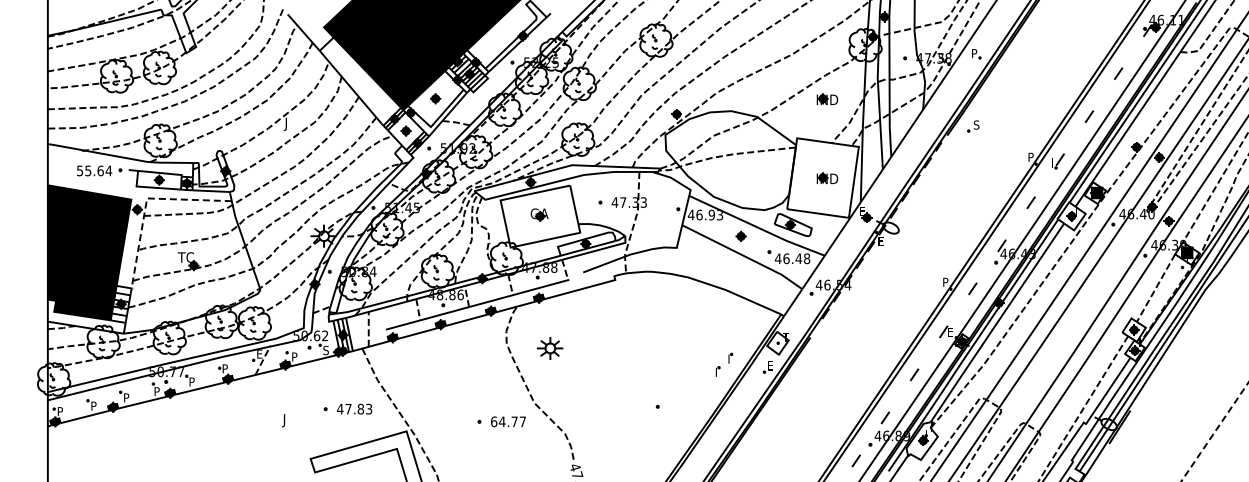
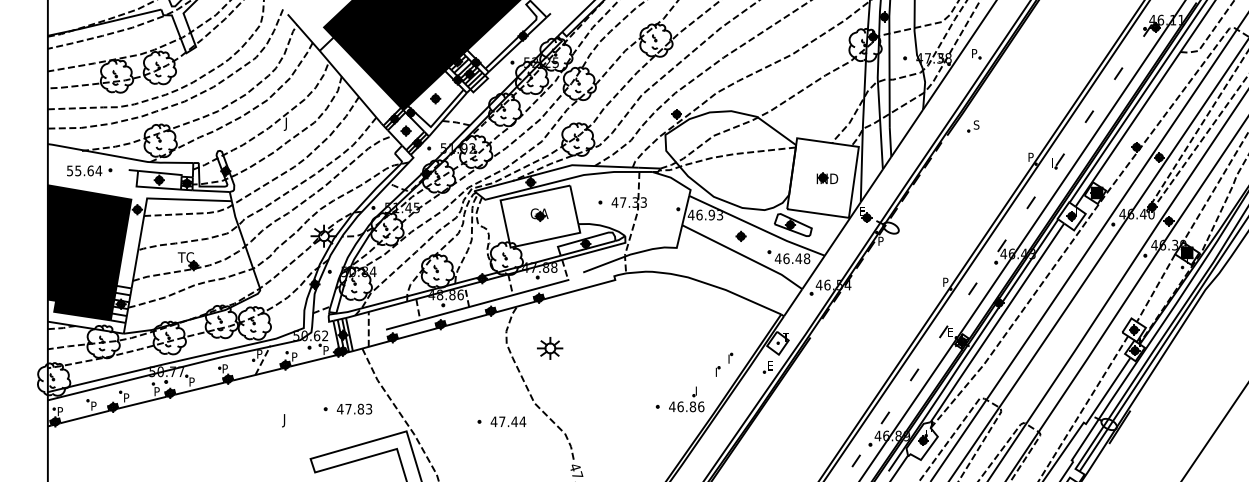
part: present -> none (827, 98)
part position: (99, 170) -> (89, 170) (89, 170)
line: dashed -> solid (146, 201)
text: E -> P (880, 240)
text: S -> P (325, 350)
text: E -> P (260, 353)
part: none -> present (686, 399)
text: 64.77 -> 47.44 (508, 421)
line: dashed -> solid (1214, 432)
